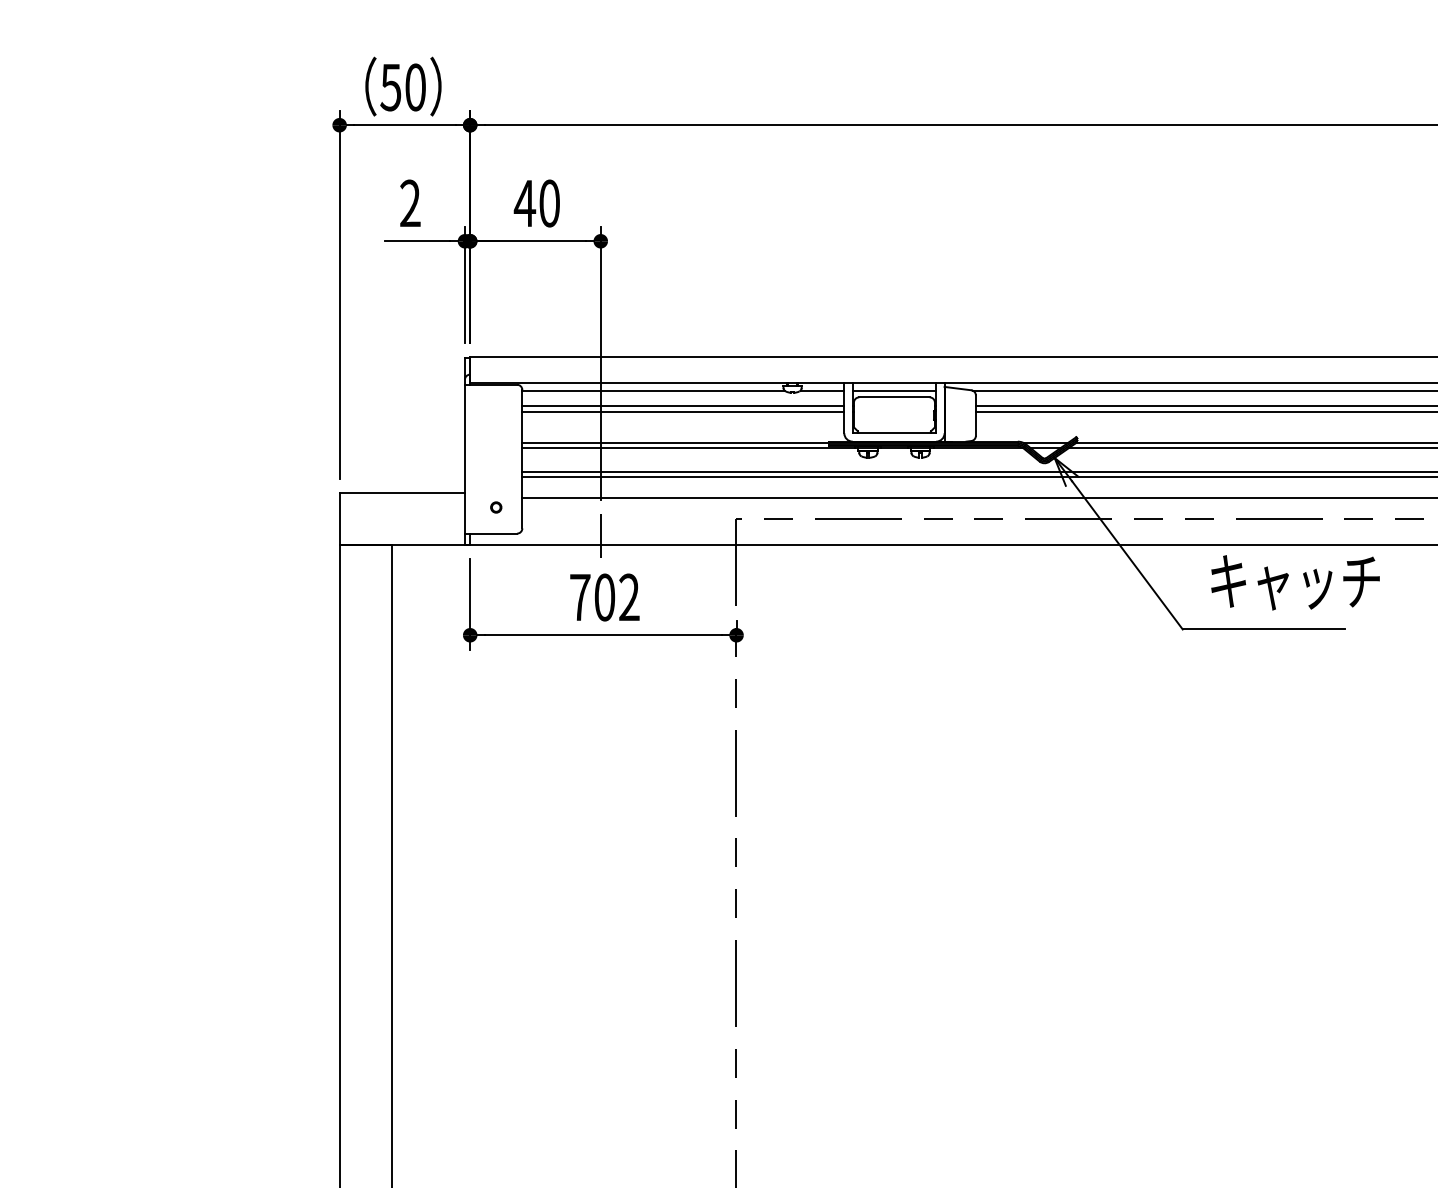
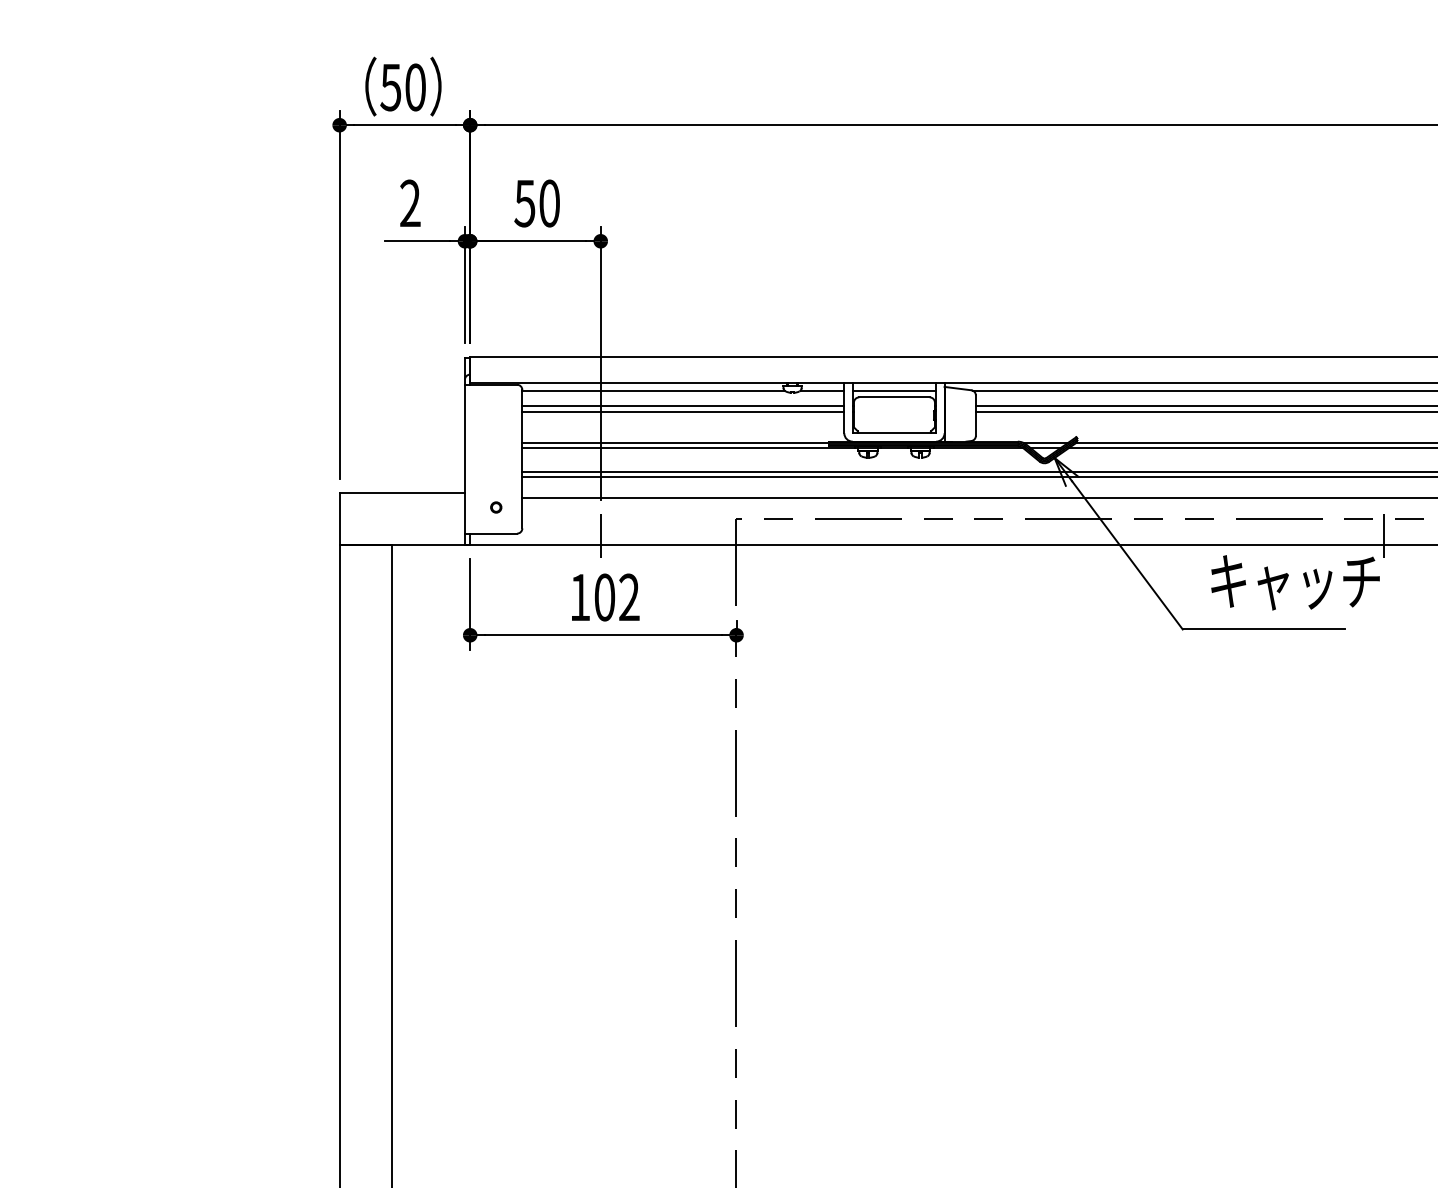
text: 40 -> 50 (524, 203)
line: none -> present (1384, 536)
text: 702 -> 102 (580, 597)
